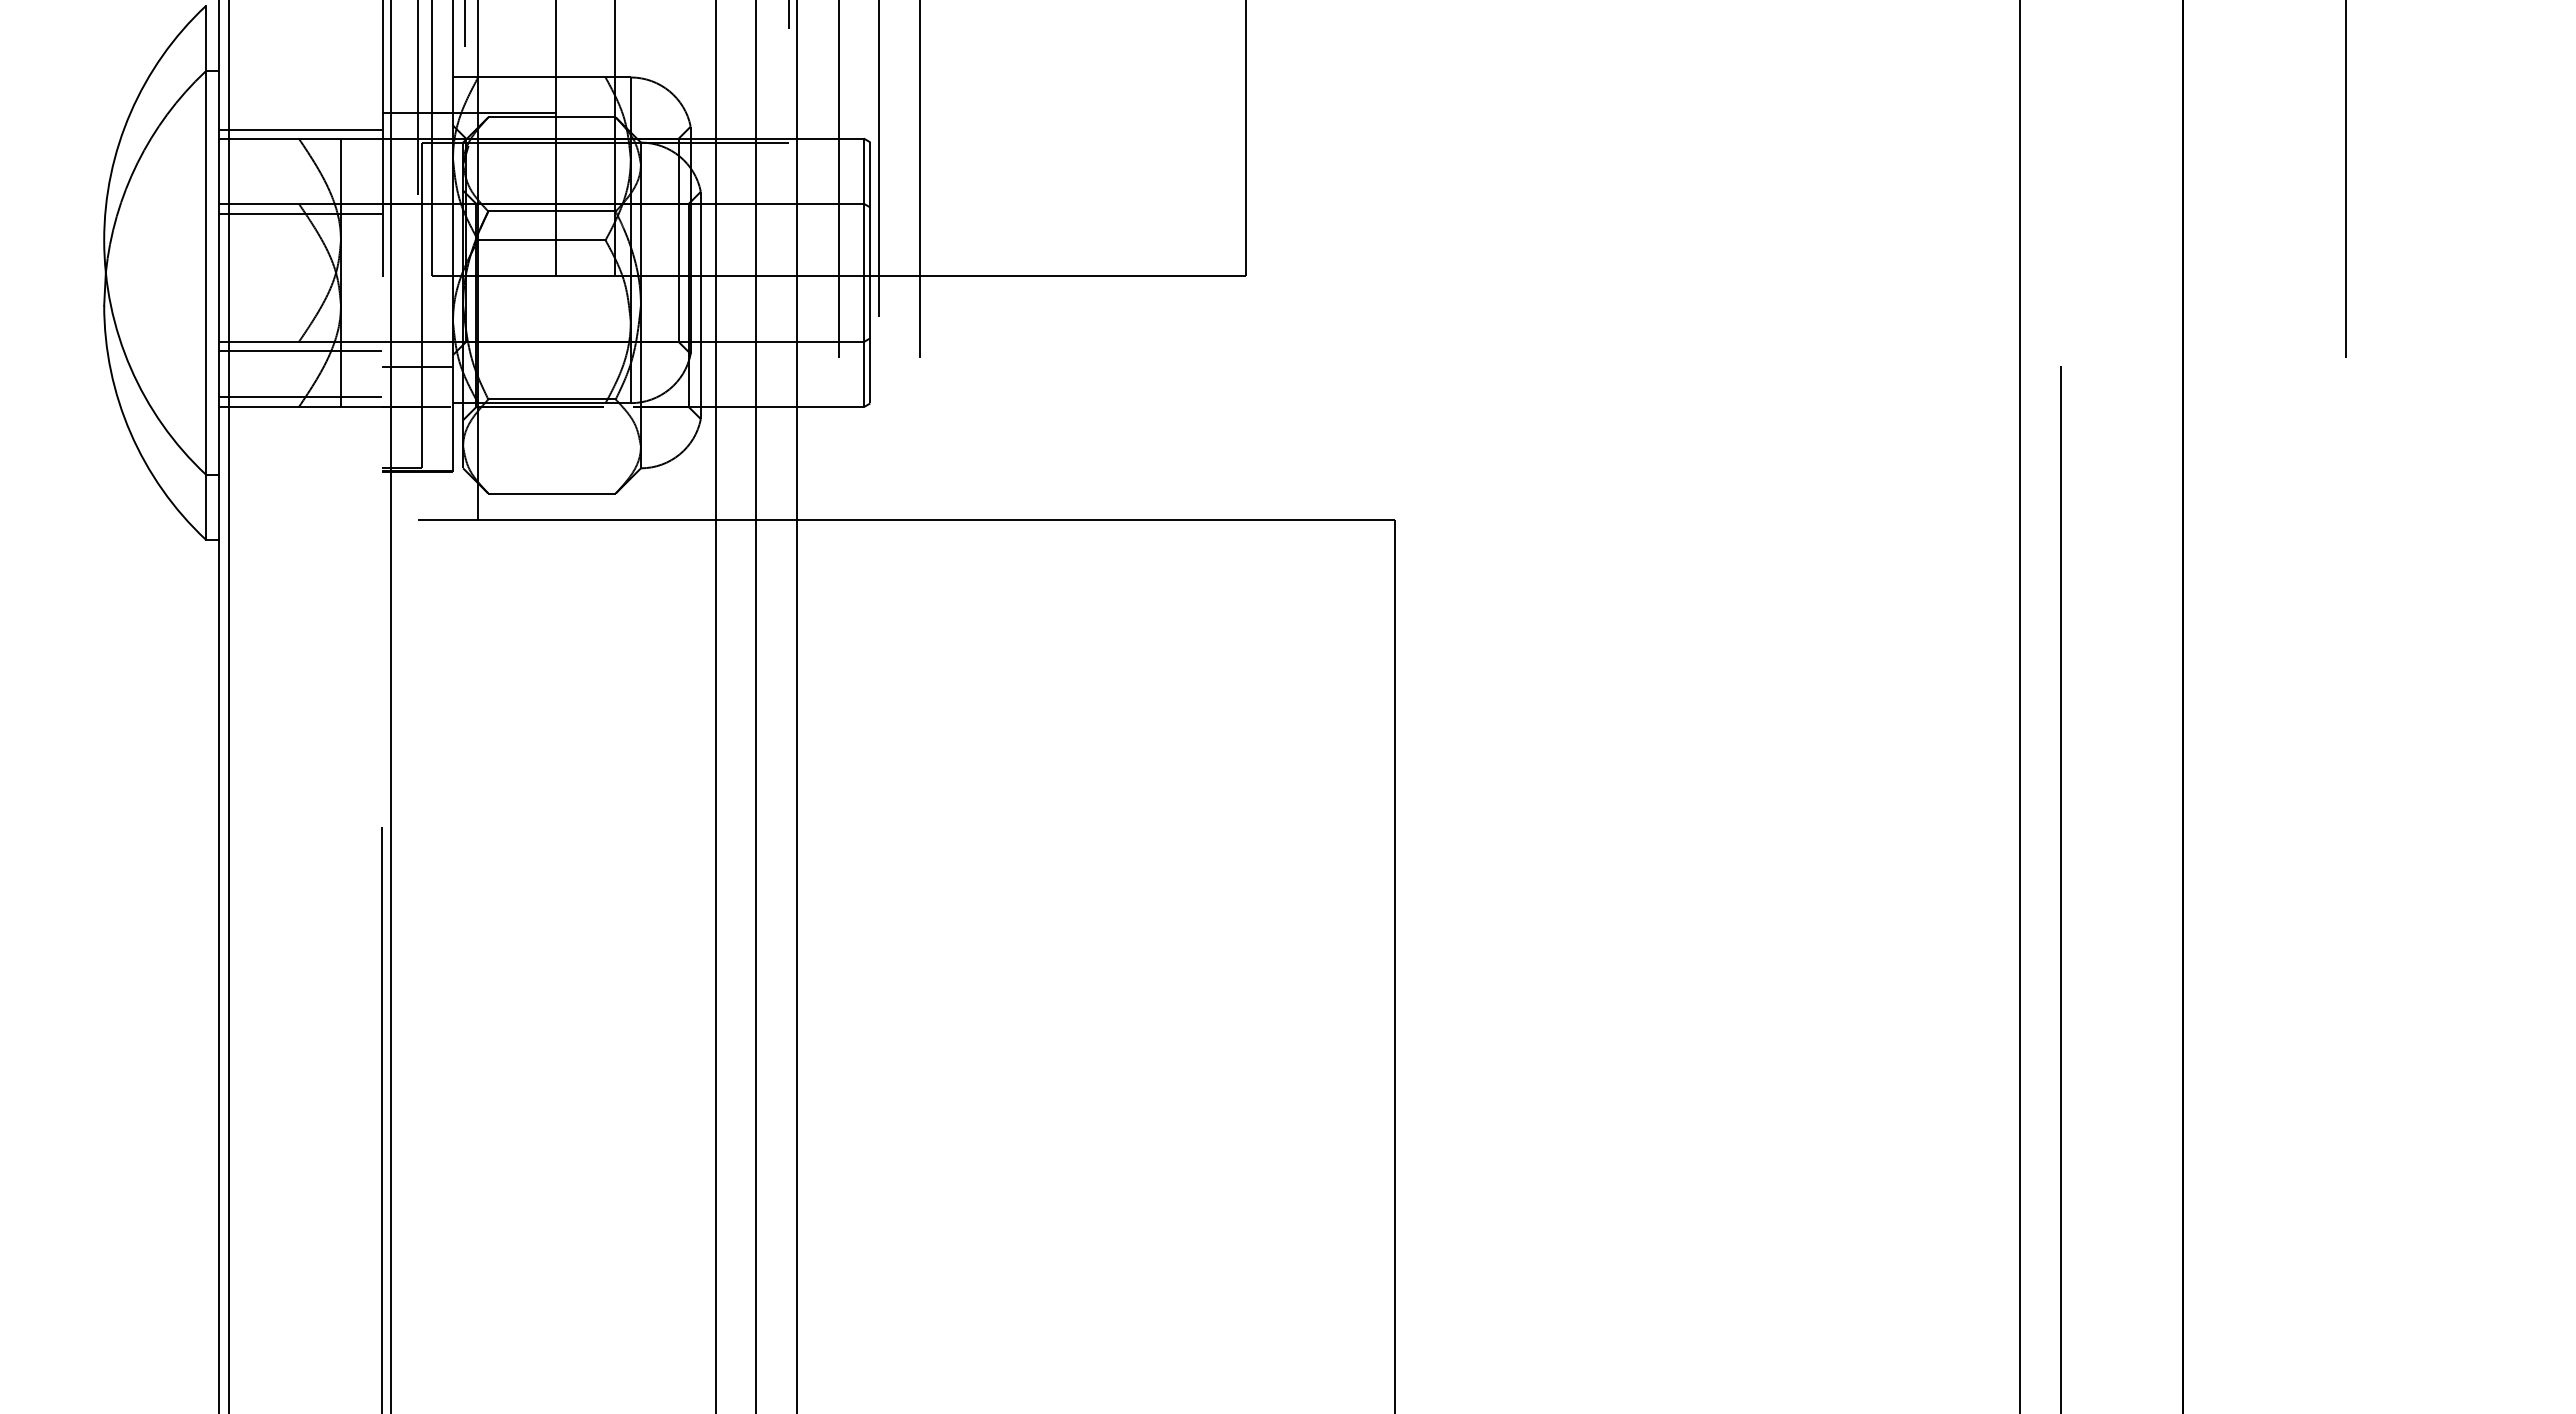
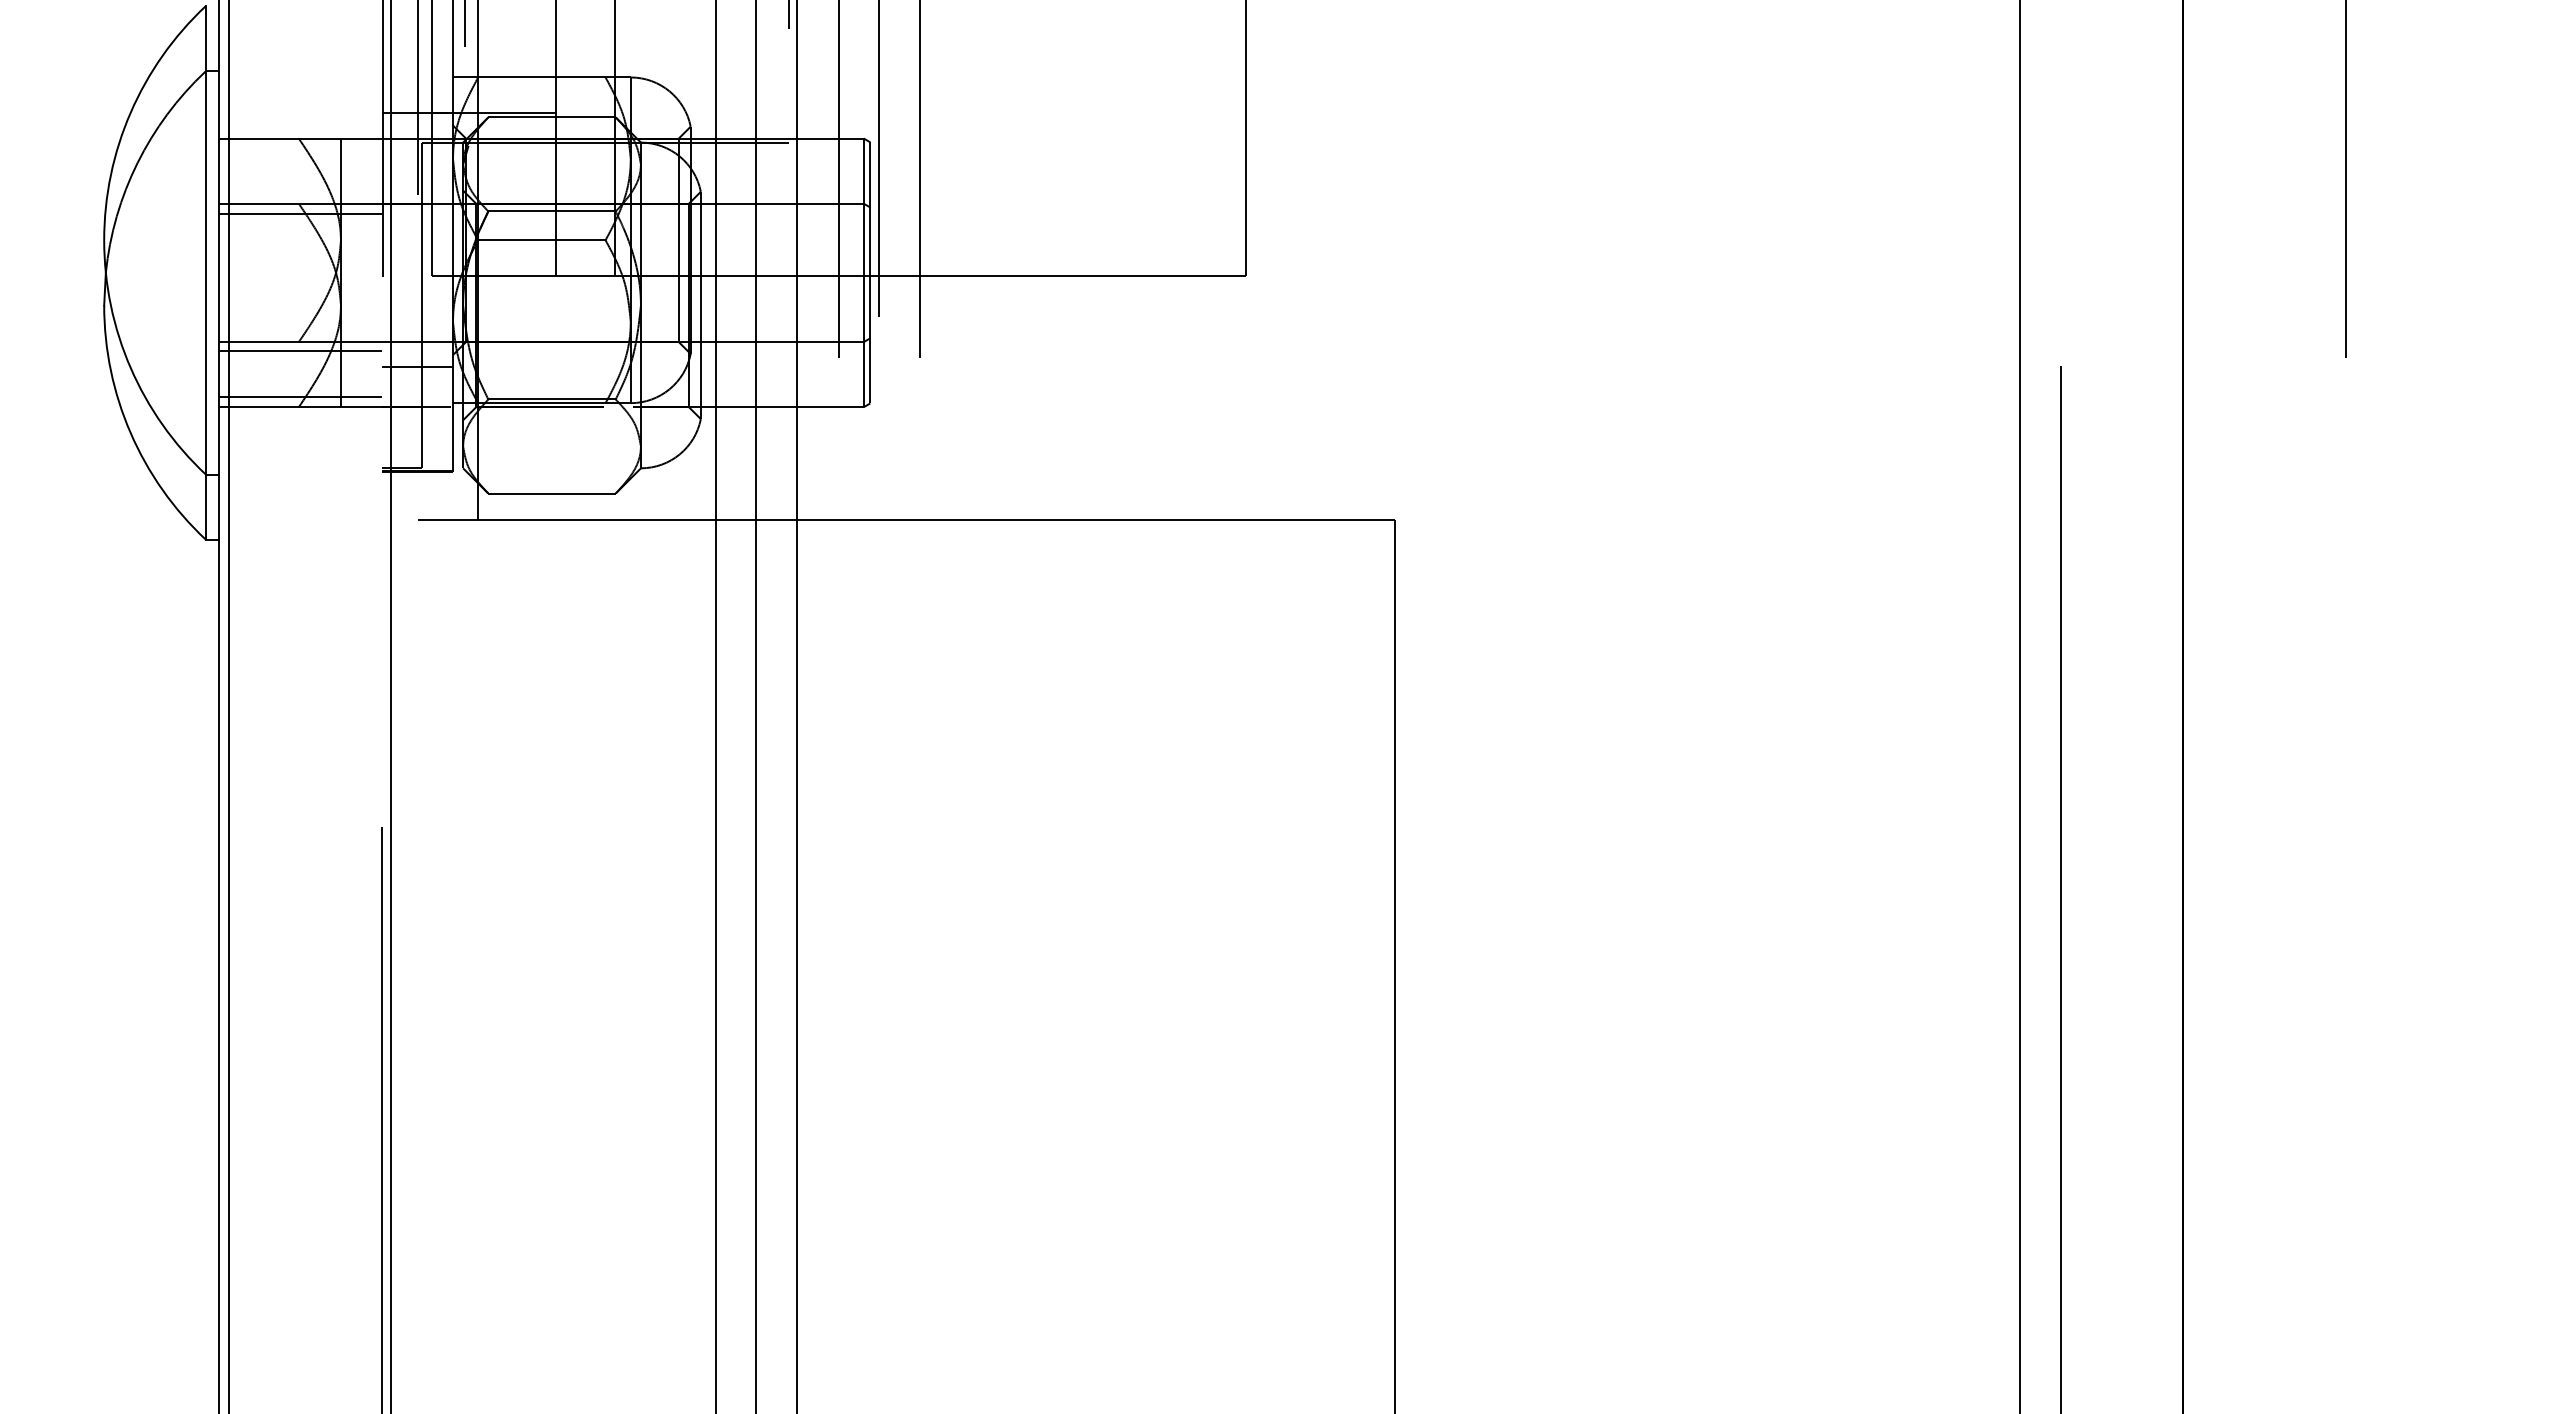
line: present -> none (299, 129)
